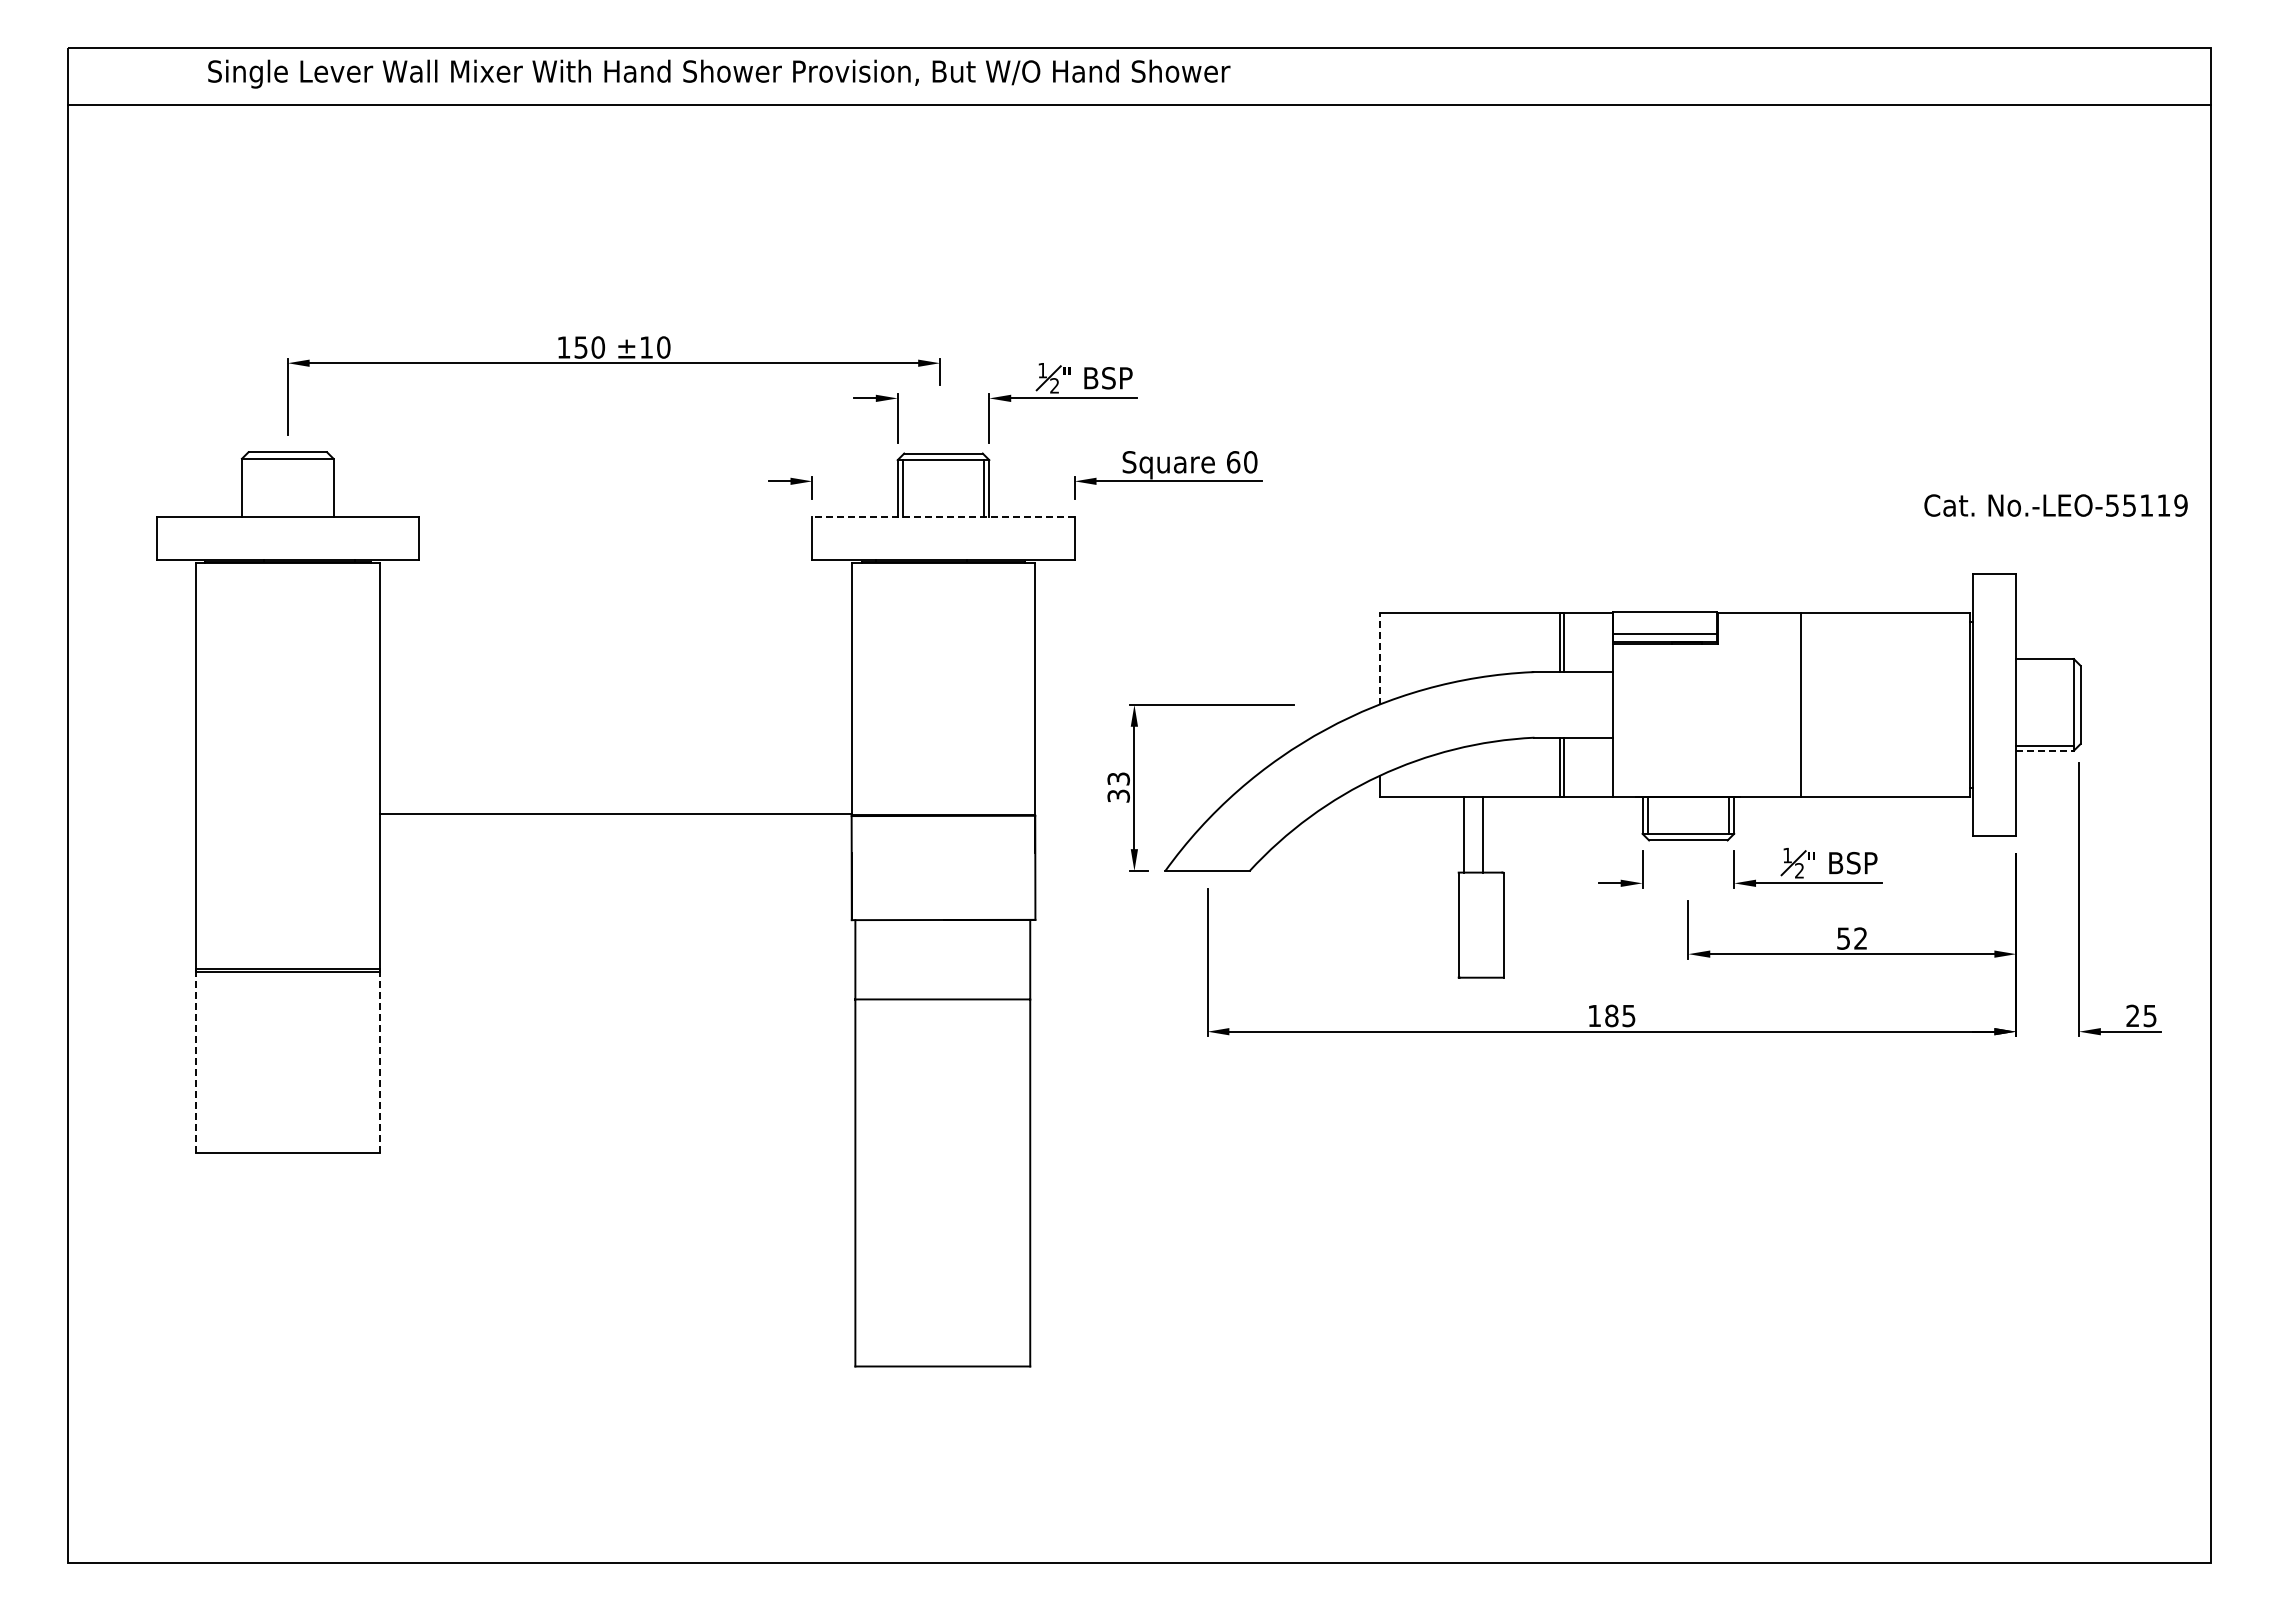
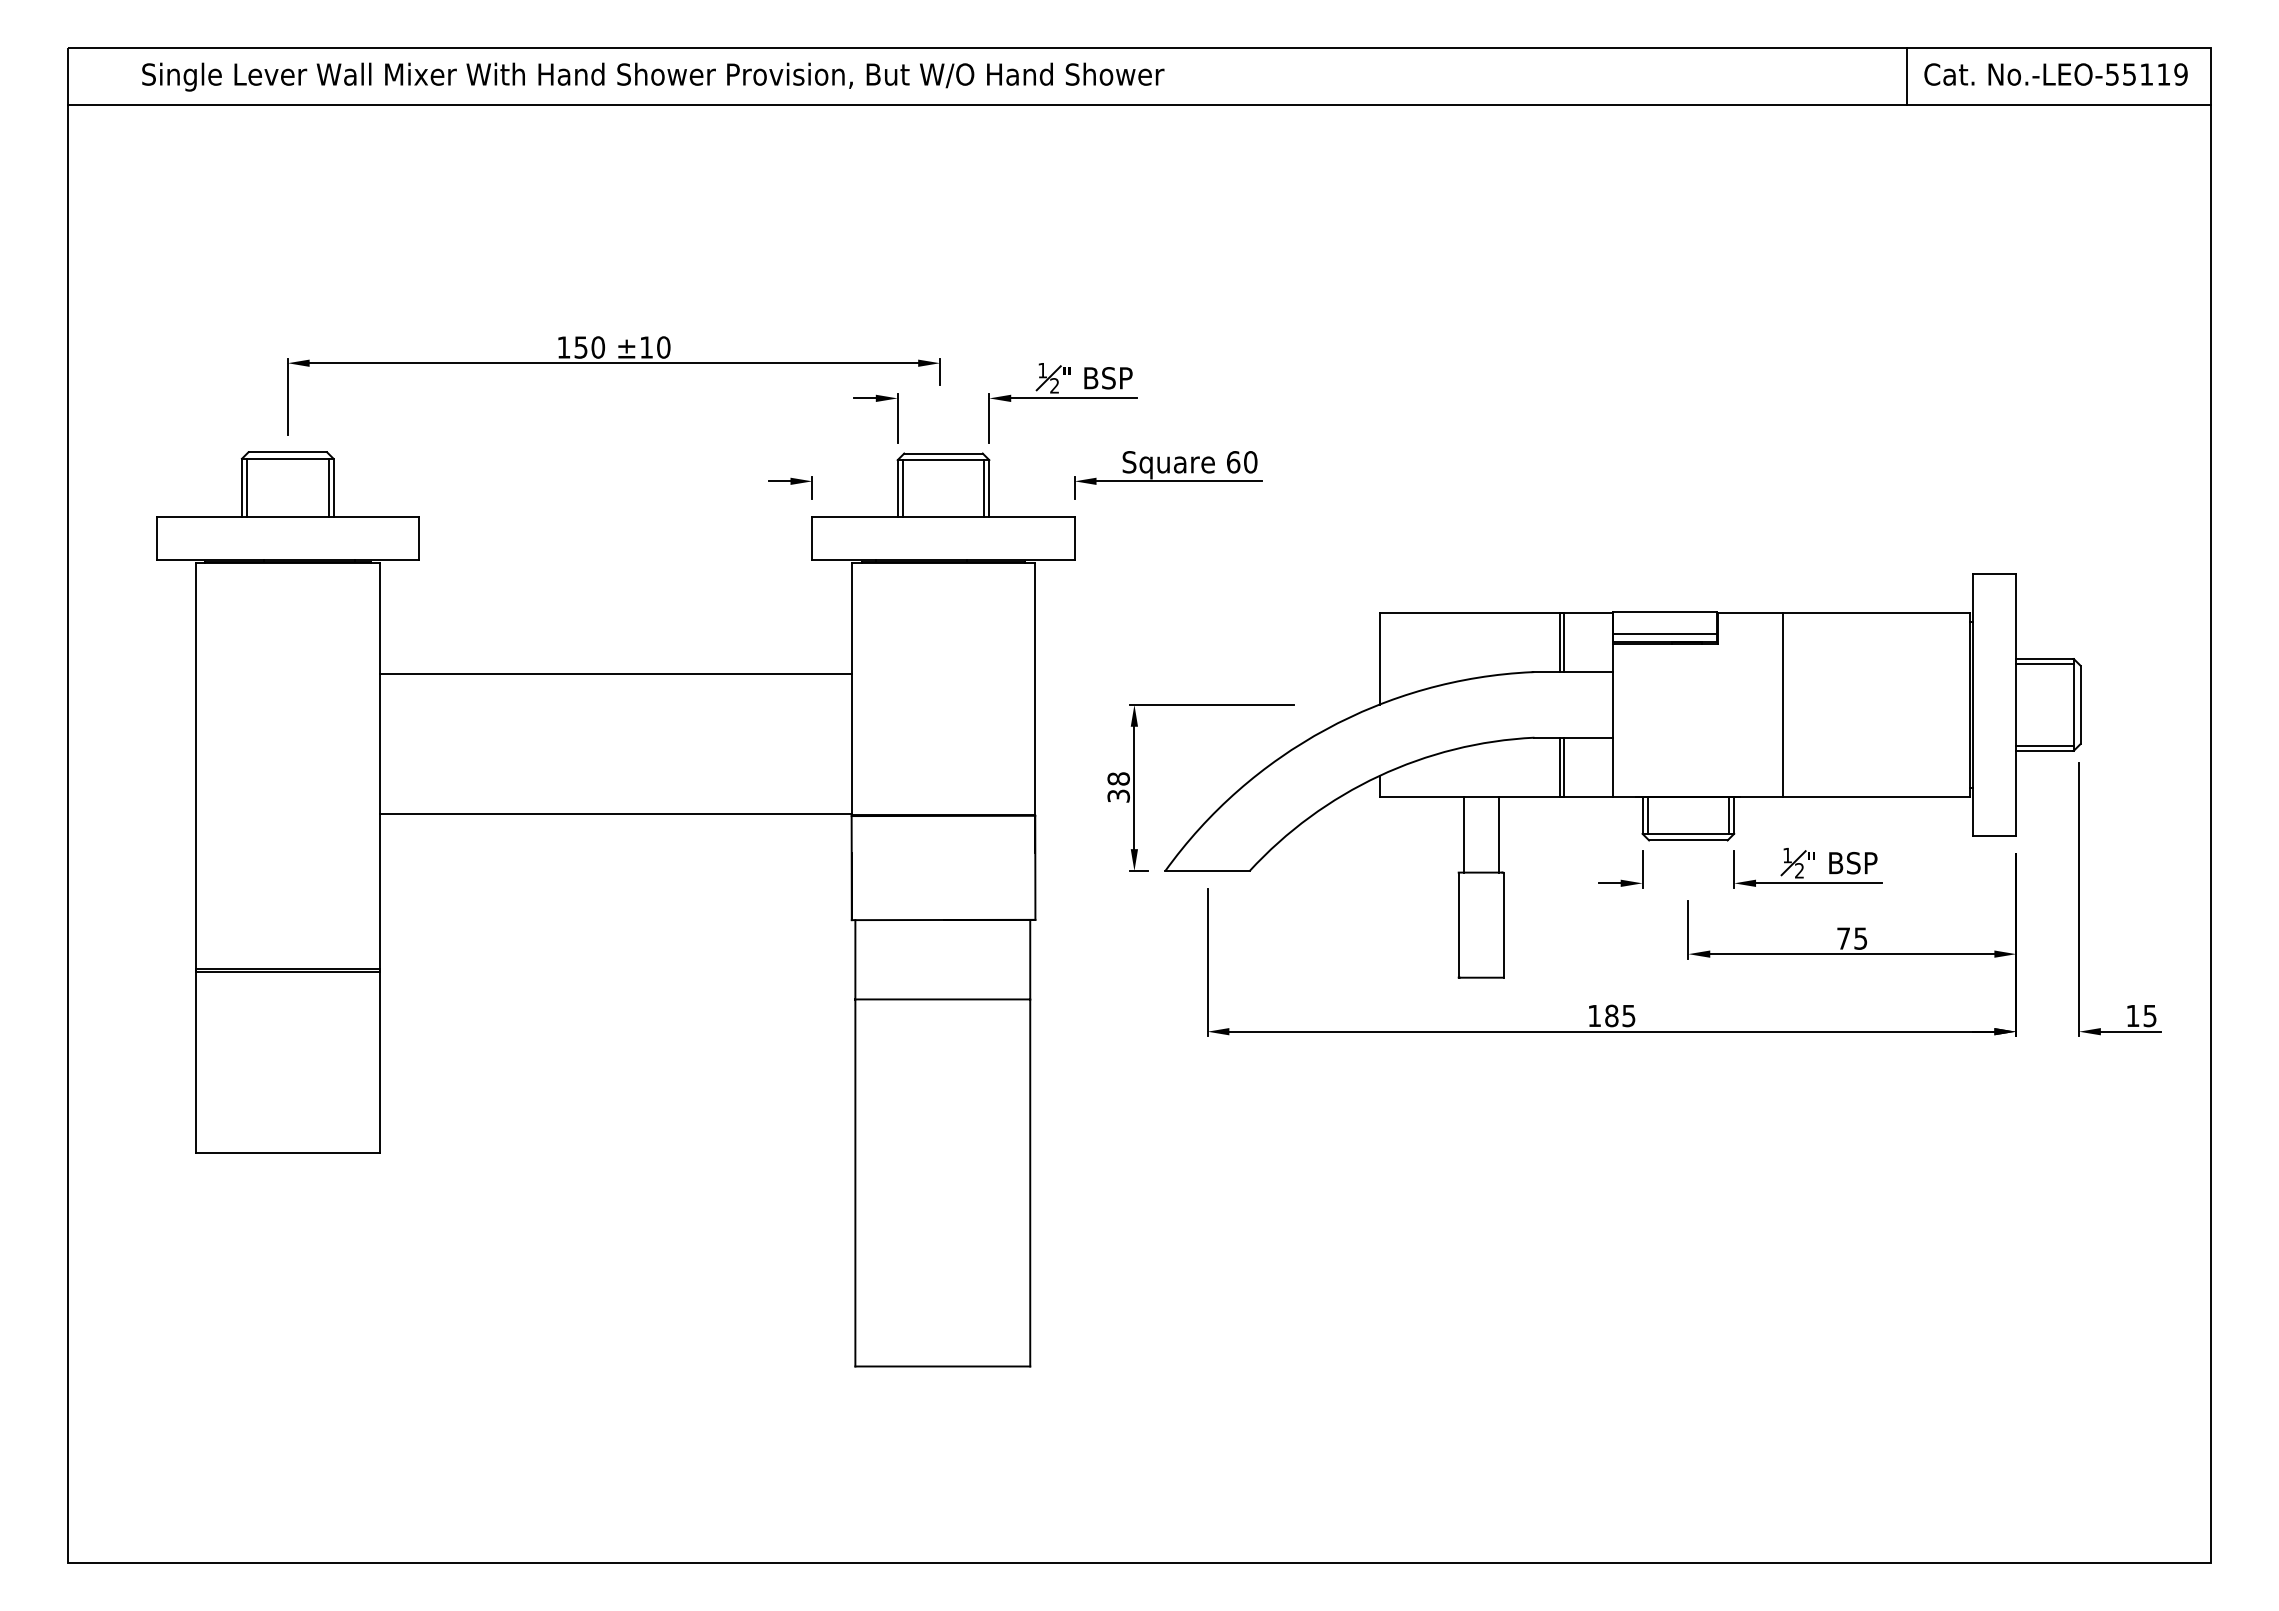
text position: (719, 73) -> (653, 76) (653, 76)
line: none -> present (1907, 76)
line: none -> present (247, 487)
line: none -> present (328, 487)
text position: (2055, 505) -> (2055, 74) (2055, 74)
line: dashed -> solid (943, 516)
line: dashed -> solid (1379, 658)
line: none -> present (2044, 664)
line: none -> present (615, 673)
line position: (1801, 704) -> (1783, 704) (1783, 704)
line: dashed -> solid (2044, 750)
text: 33 -> 38 (1118, 778)
line position: (1482, 834) -> (1498, 834) (1498, 834)
text: 52 -> 75 (1852, 938)
text: 25 -> 15 (2132, 1015)
line: dashed -> solid (195, 1060)
line: dashed -> solid (379, 1060)
